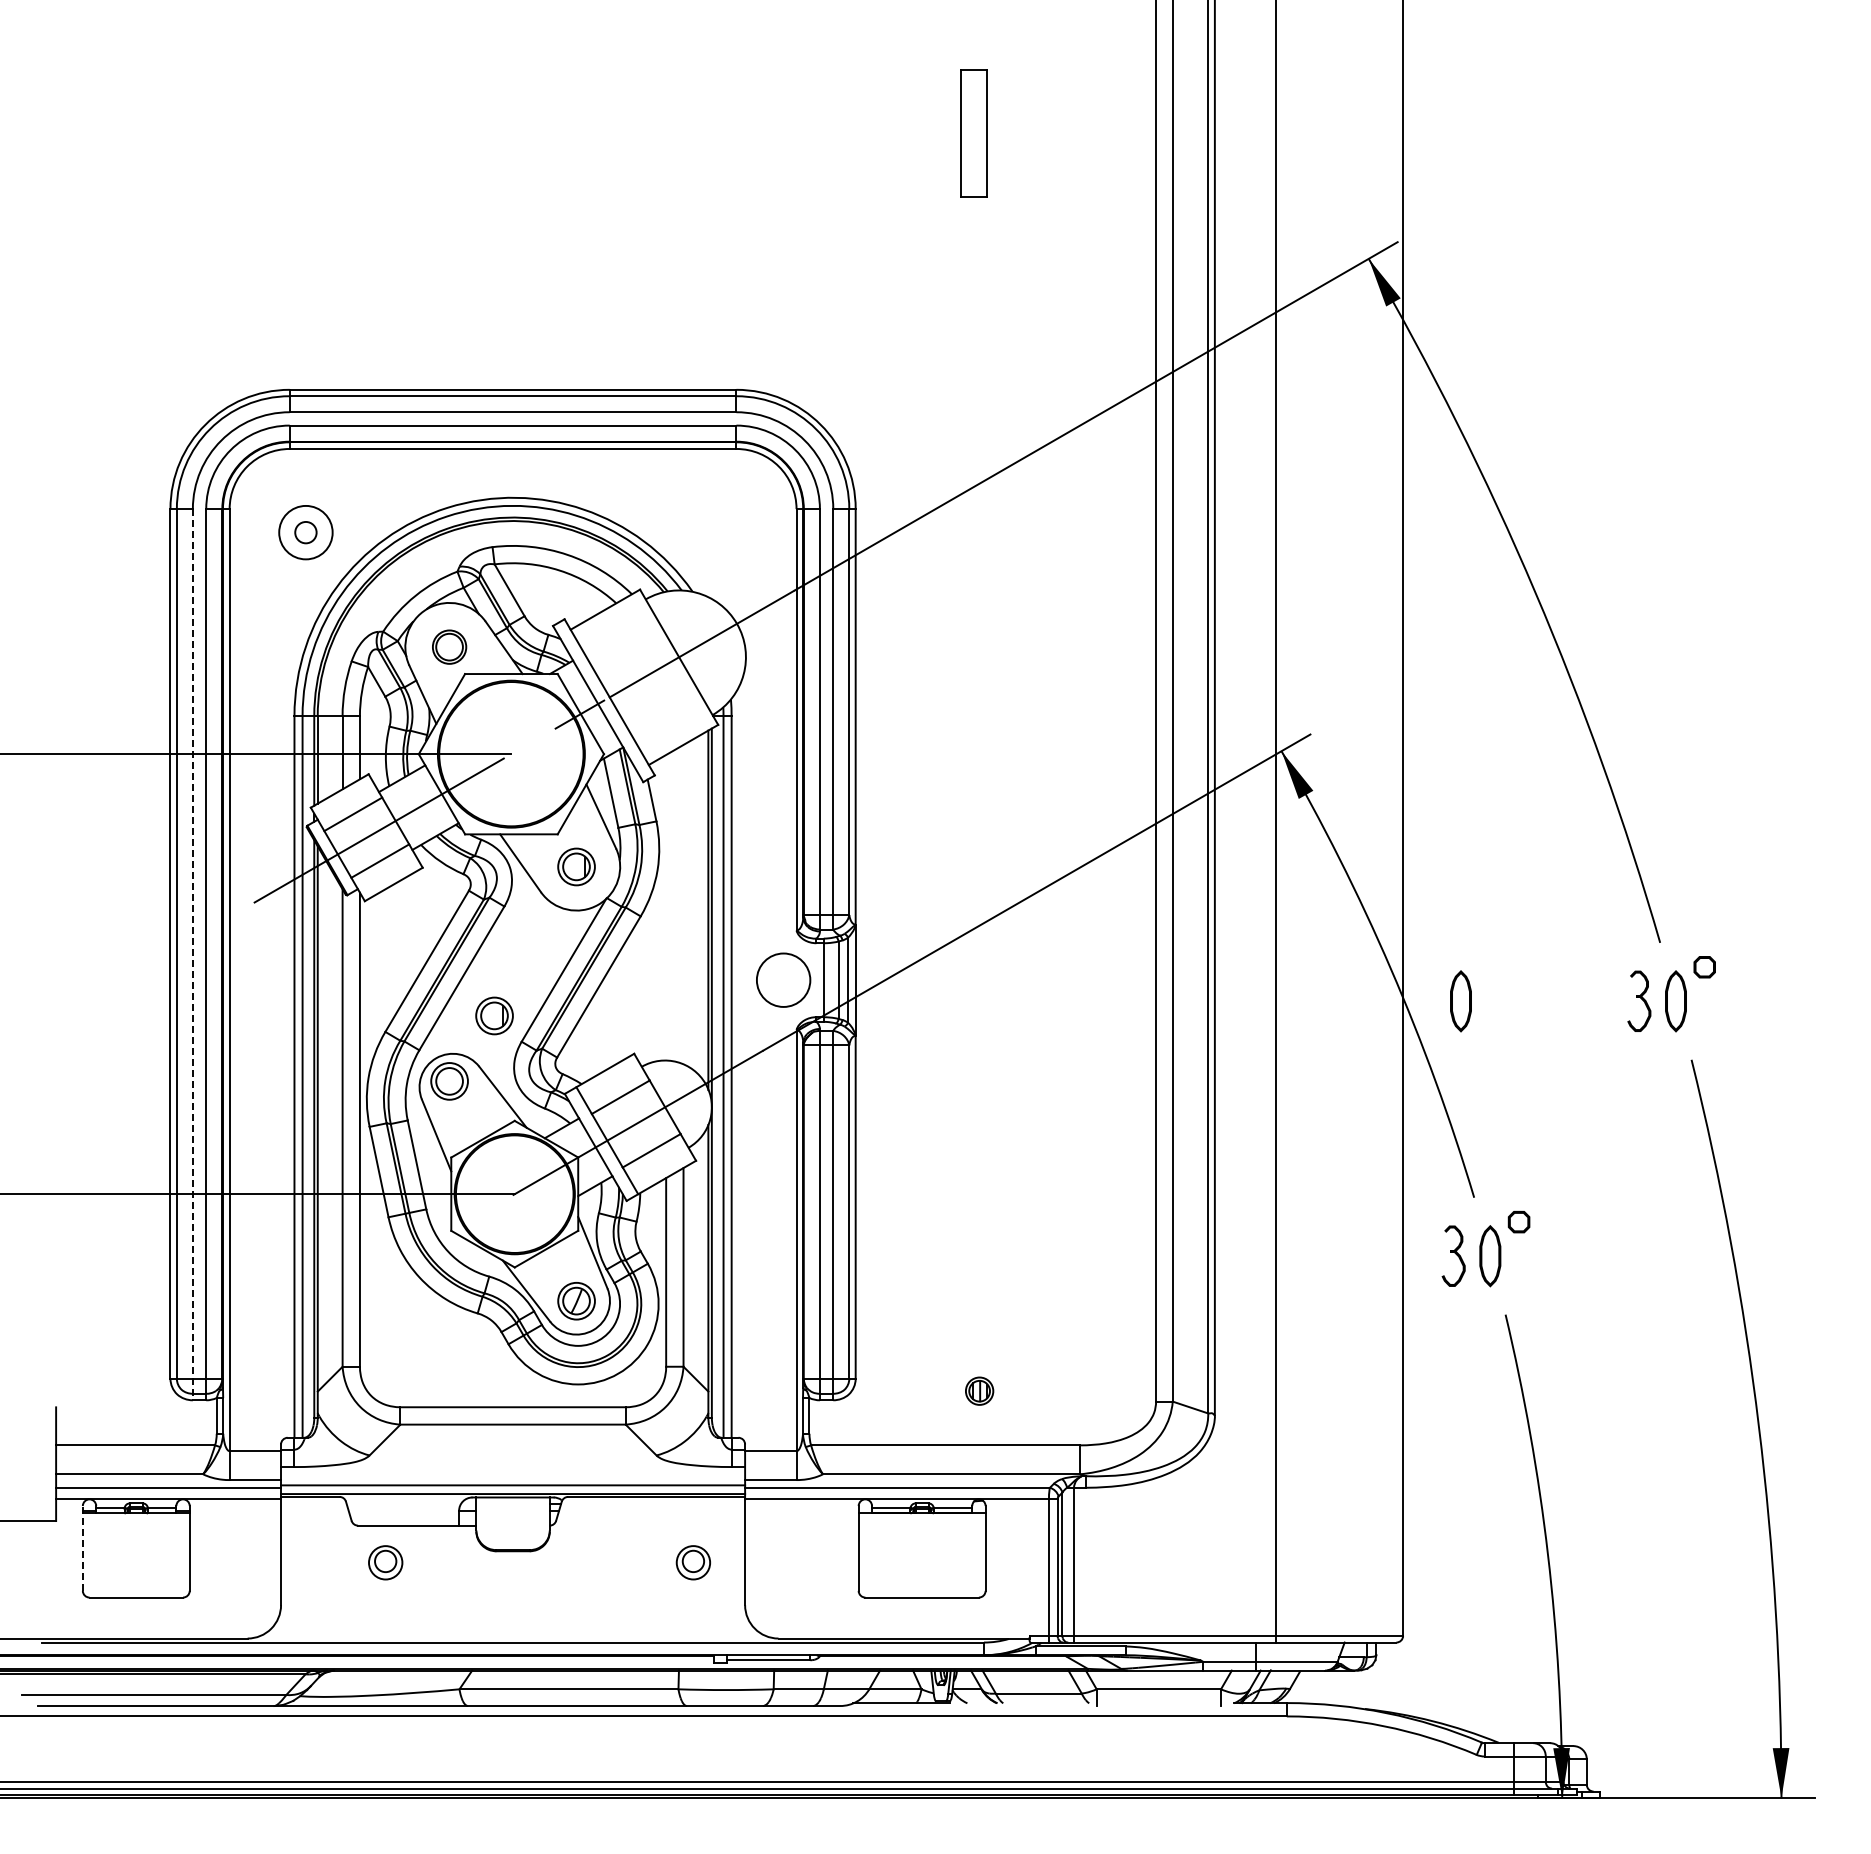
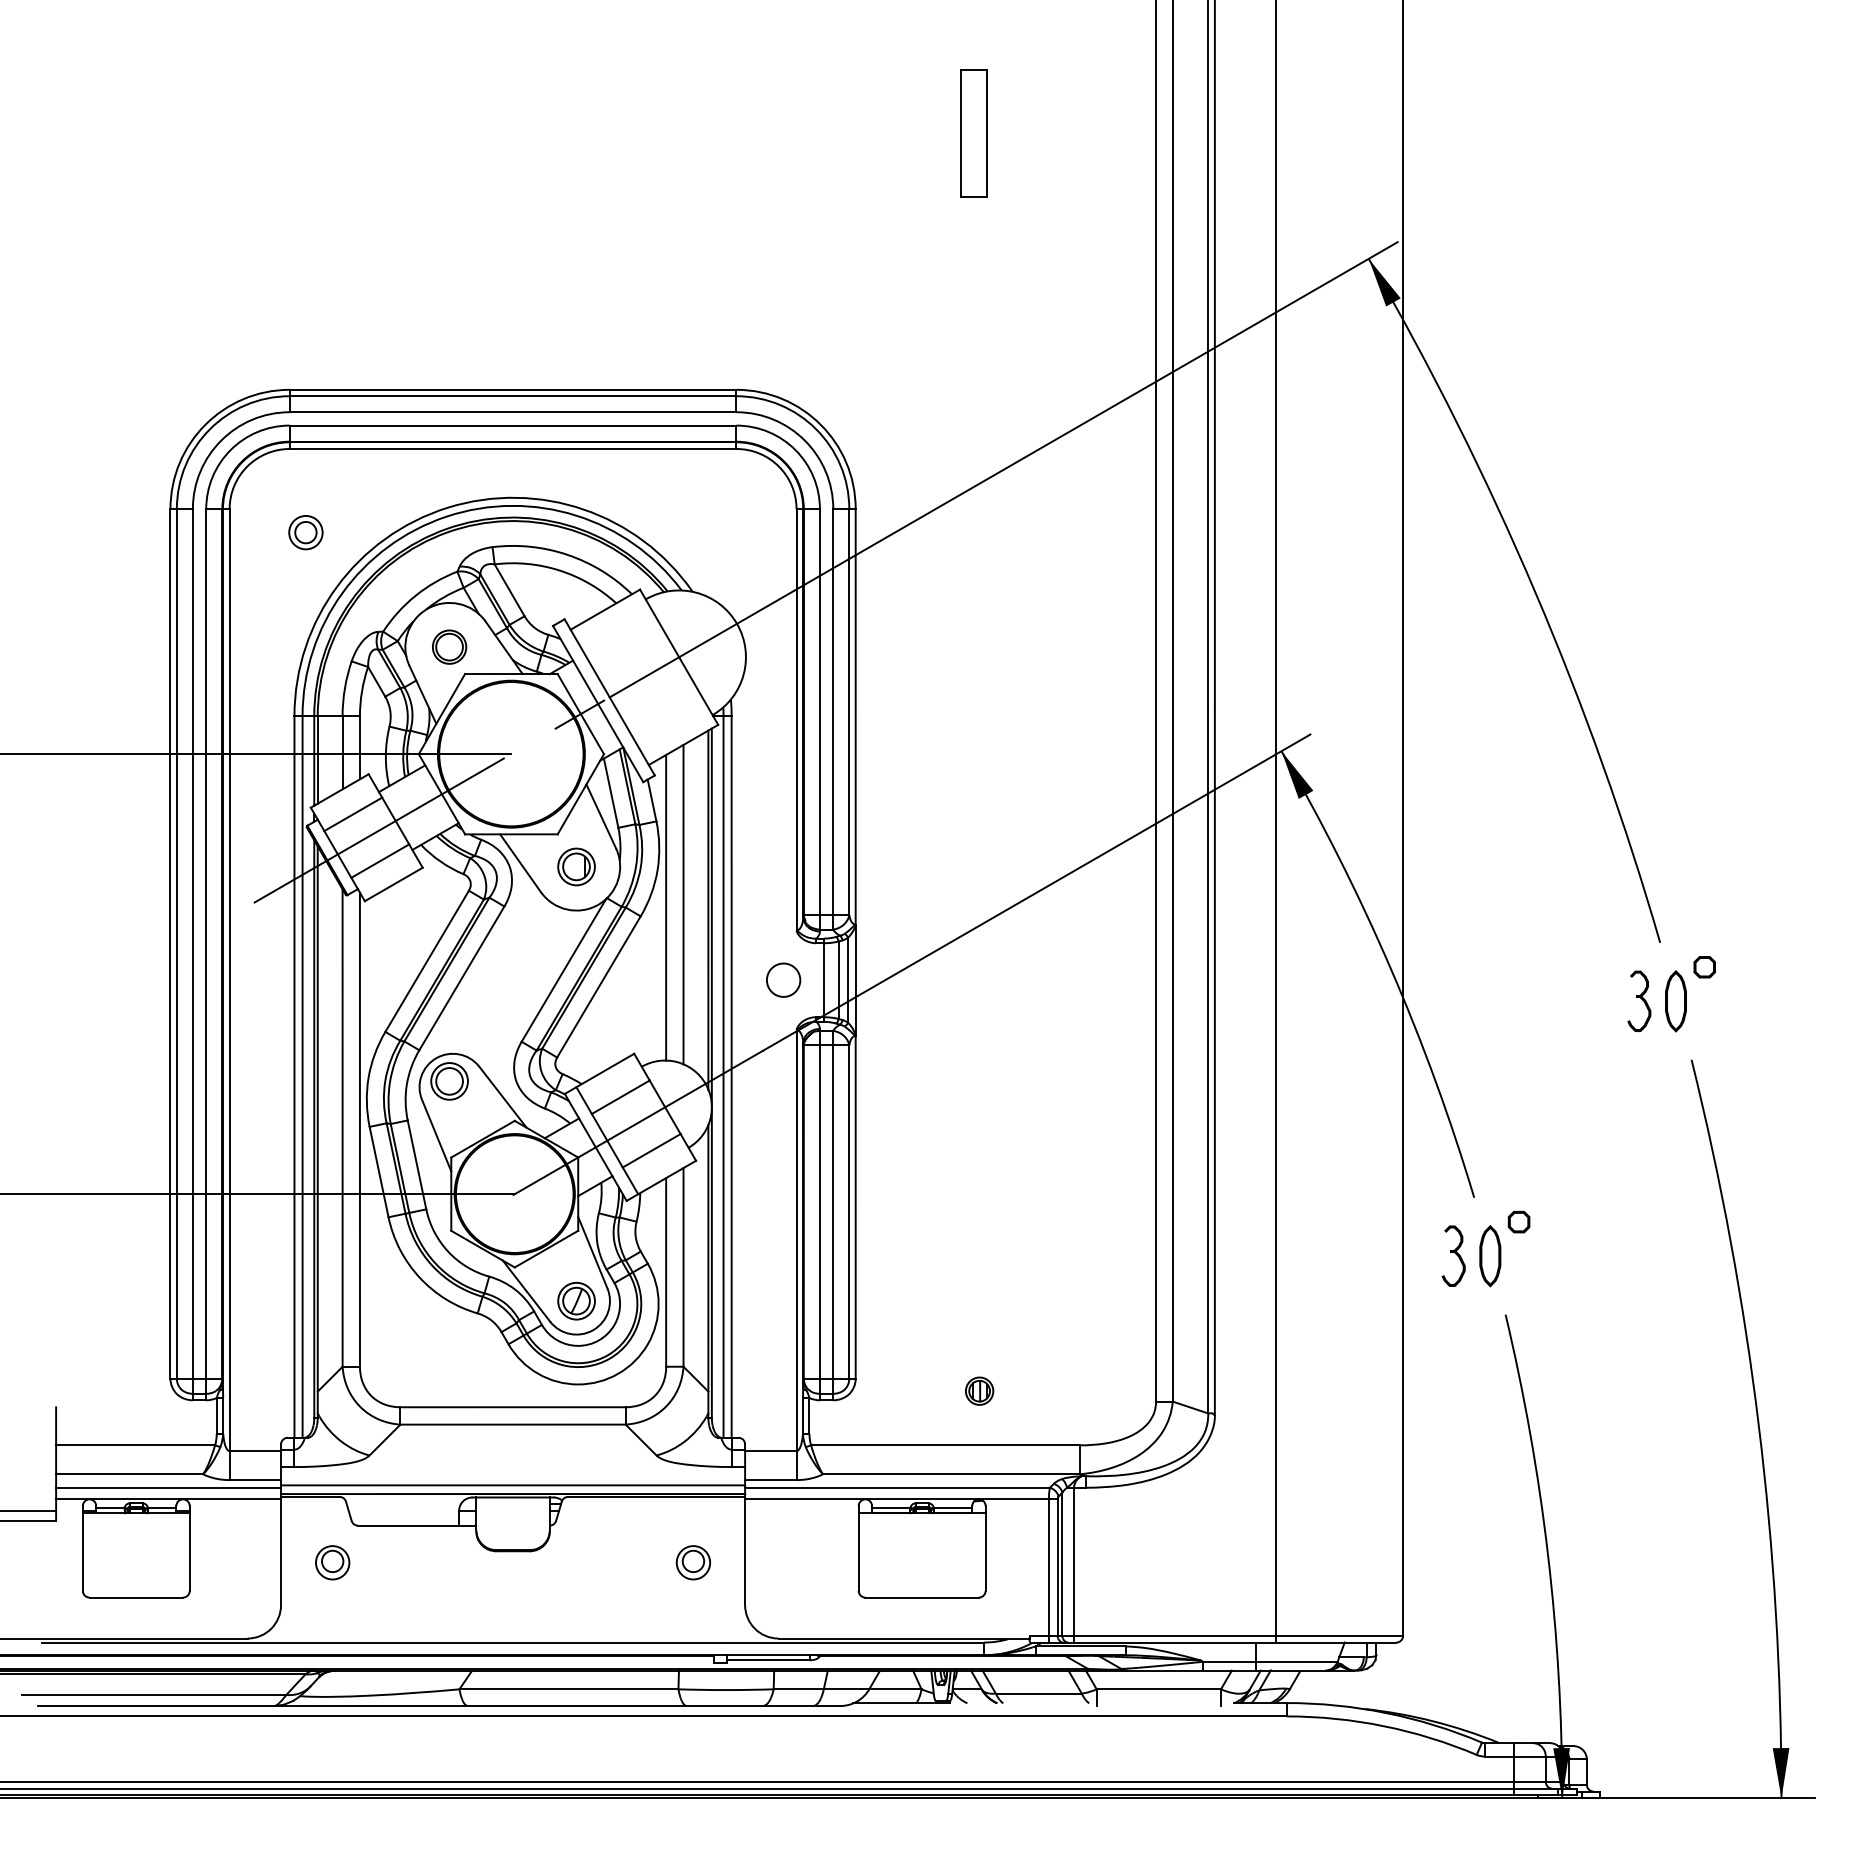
circle diameter: 53 px -> 33 px (305, 532)
line: none -> present (683, 904)
line: none -> present (666, 907)
line: dashed -> solid (192, 954)
circle diameter: 53 px -> 33 px (783, 979)
part: present -> none (1460, 1001)
part: present -> none (494, 1015)
line: none -> present (29, 1510)
line: dashed -> solid (82, 1547)
part position: (385, 1562) -> (332, 1562) (332, 1562)
